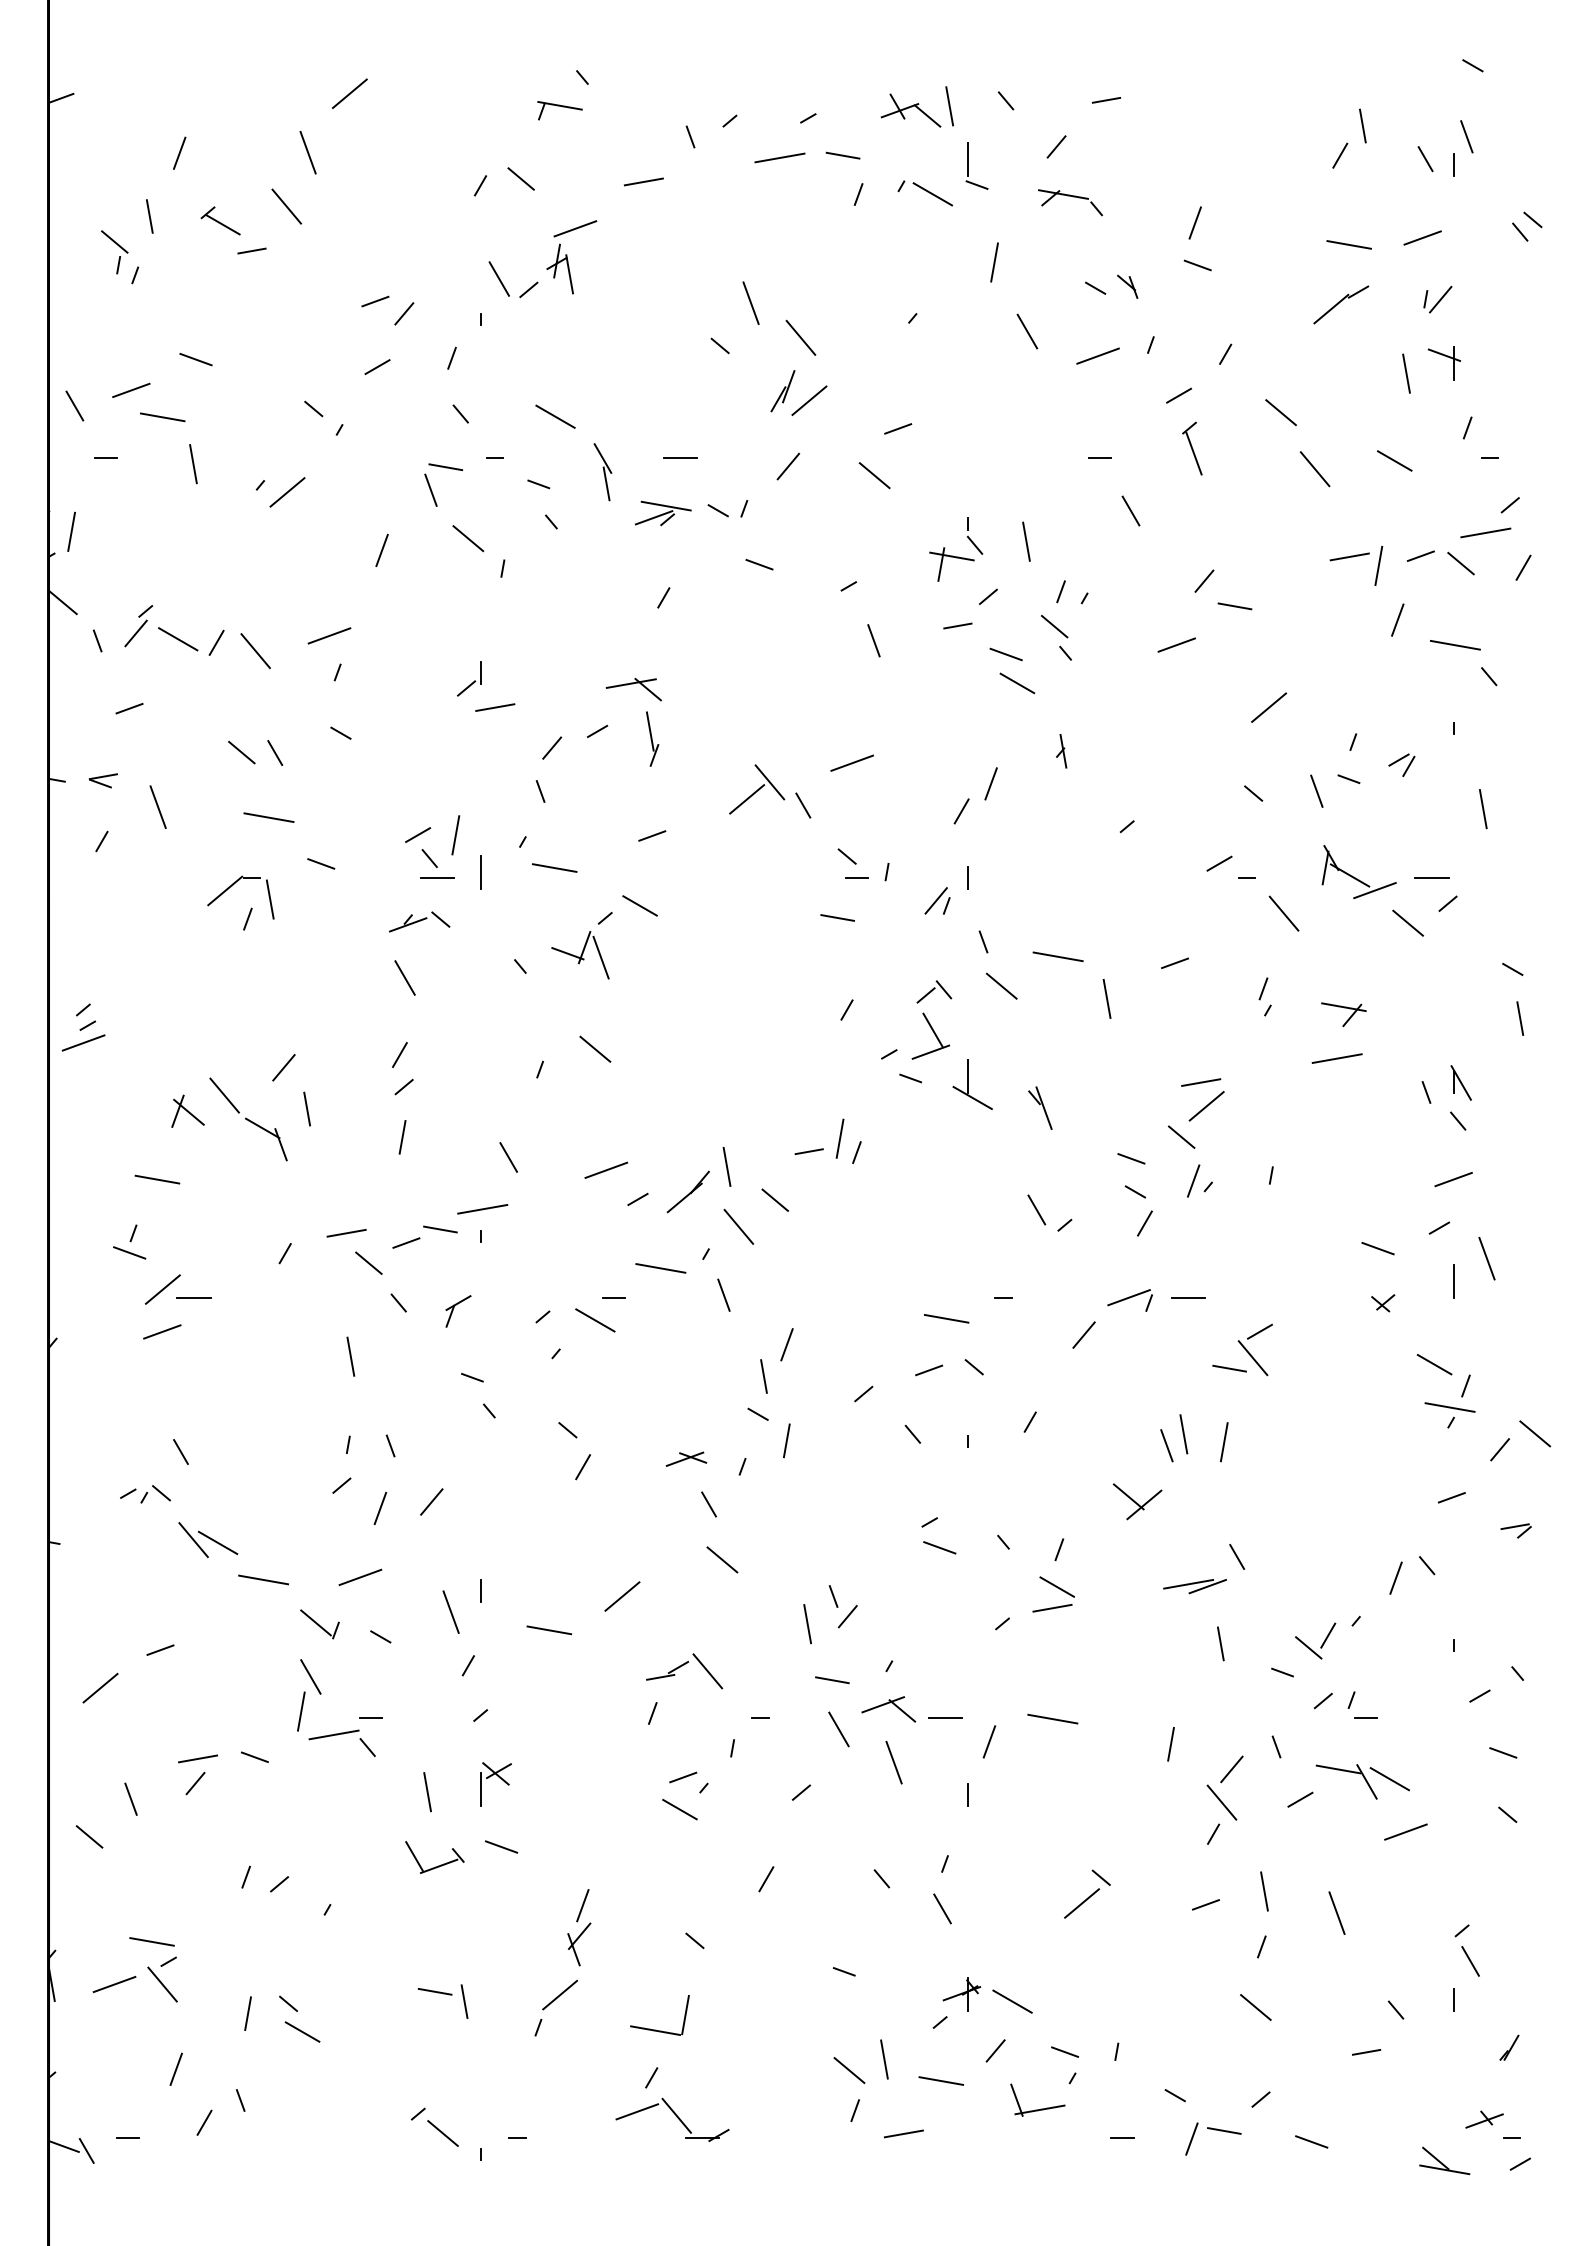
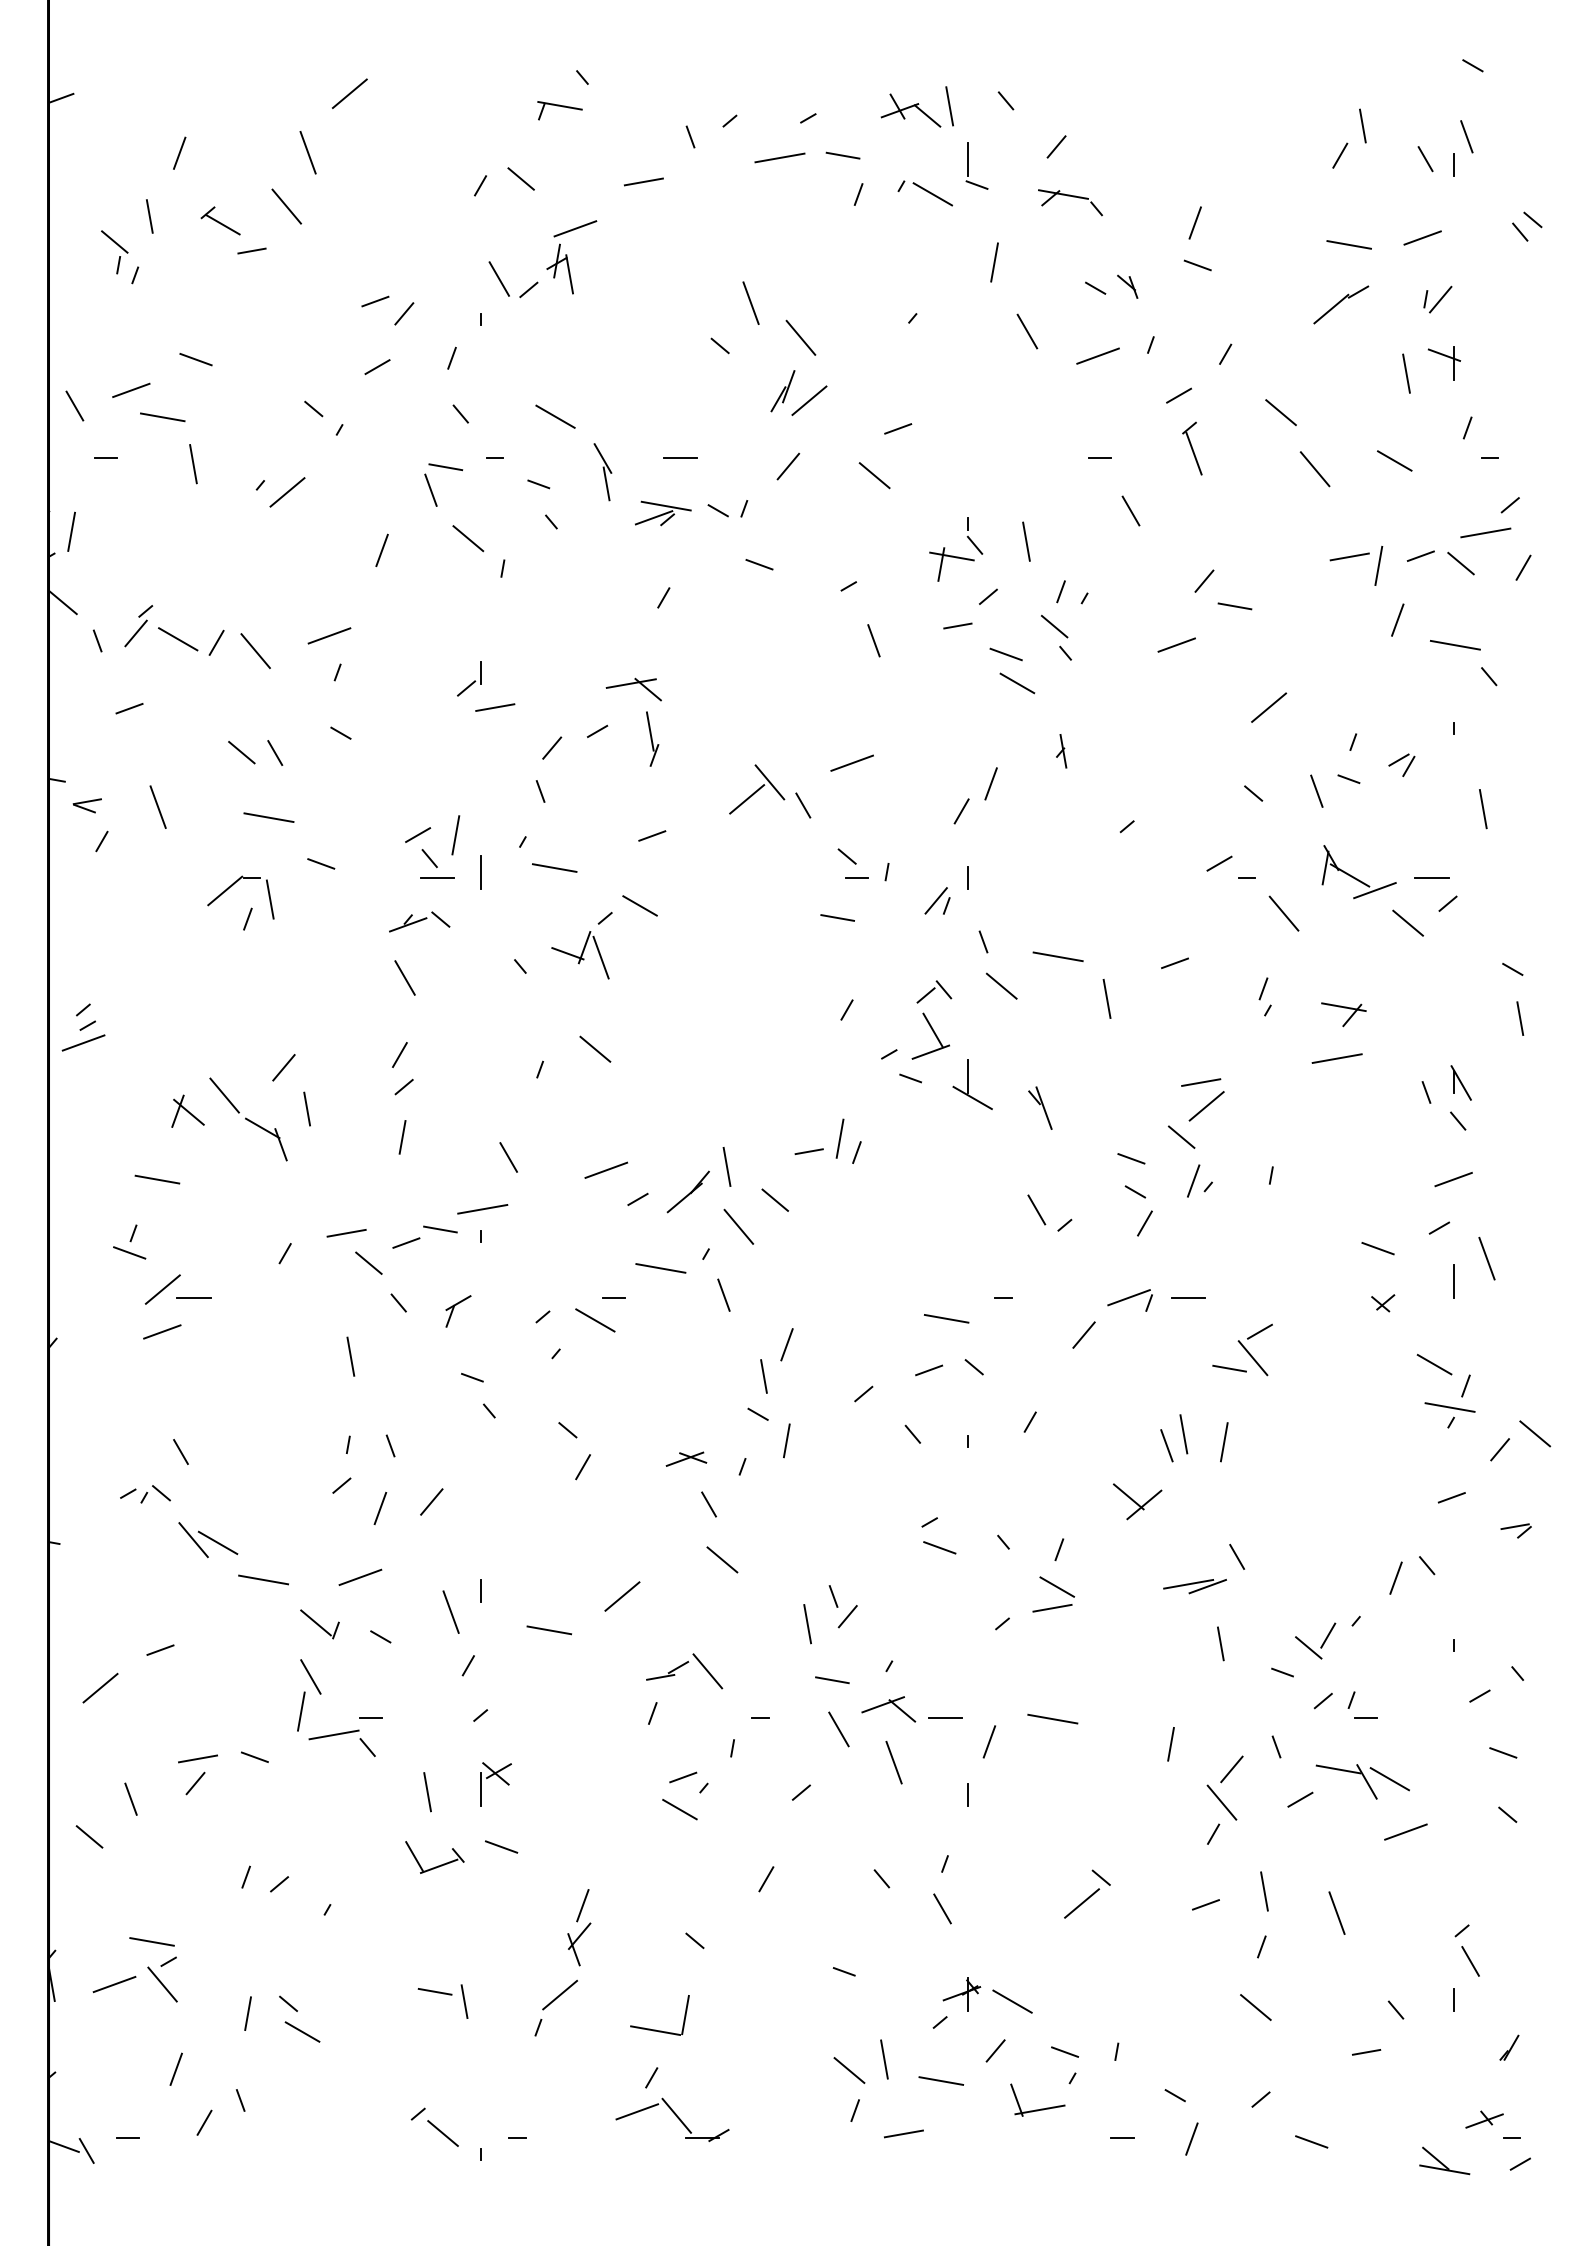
line: present -> none (1106, 100)
part position: (102, 780) -> (86, 805) (86, 805)
line: present -> none (1224, 2130)
